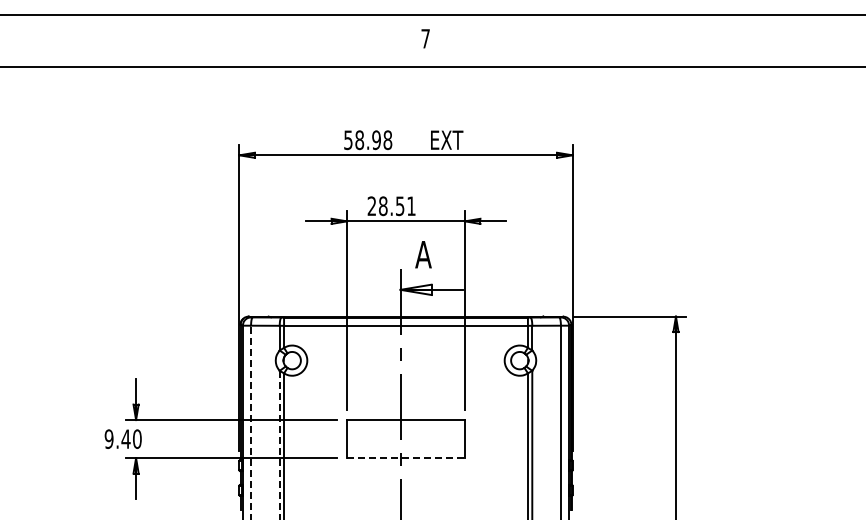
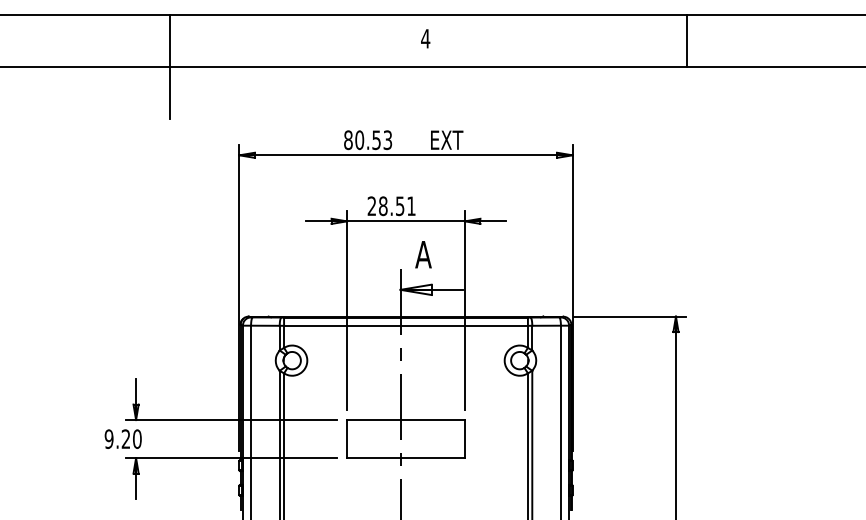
text: 7 -> 4 (425, 38)
line: none -> present (687, 41)
line: none -> present (170, 66)
text: 58.98 -> 80.53 (368, 140)
line: dashed -> solid (251, 422)
text: 9.40 -> 9.20 (125, 438)
line: dashed -> solid (279, 445)
line: dashed -> solid (406, 458)
